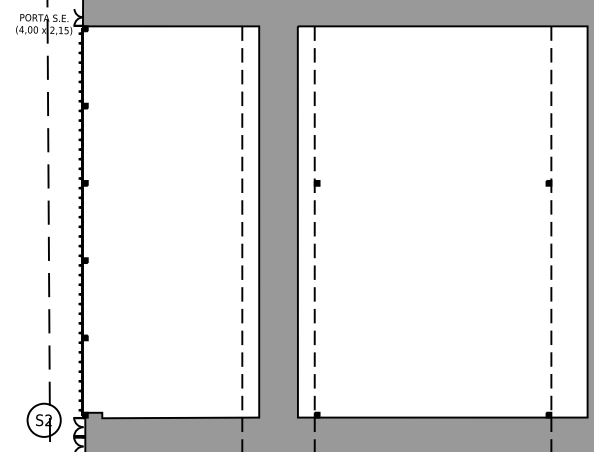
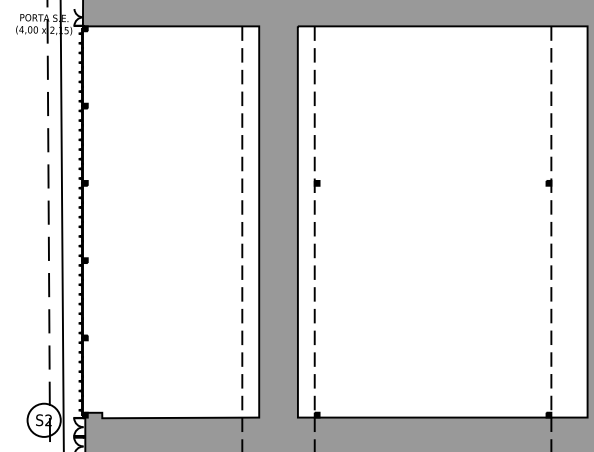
line: none -> present (61, 225)
